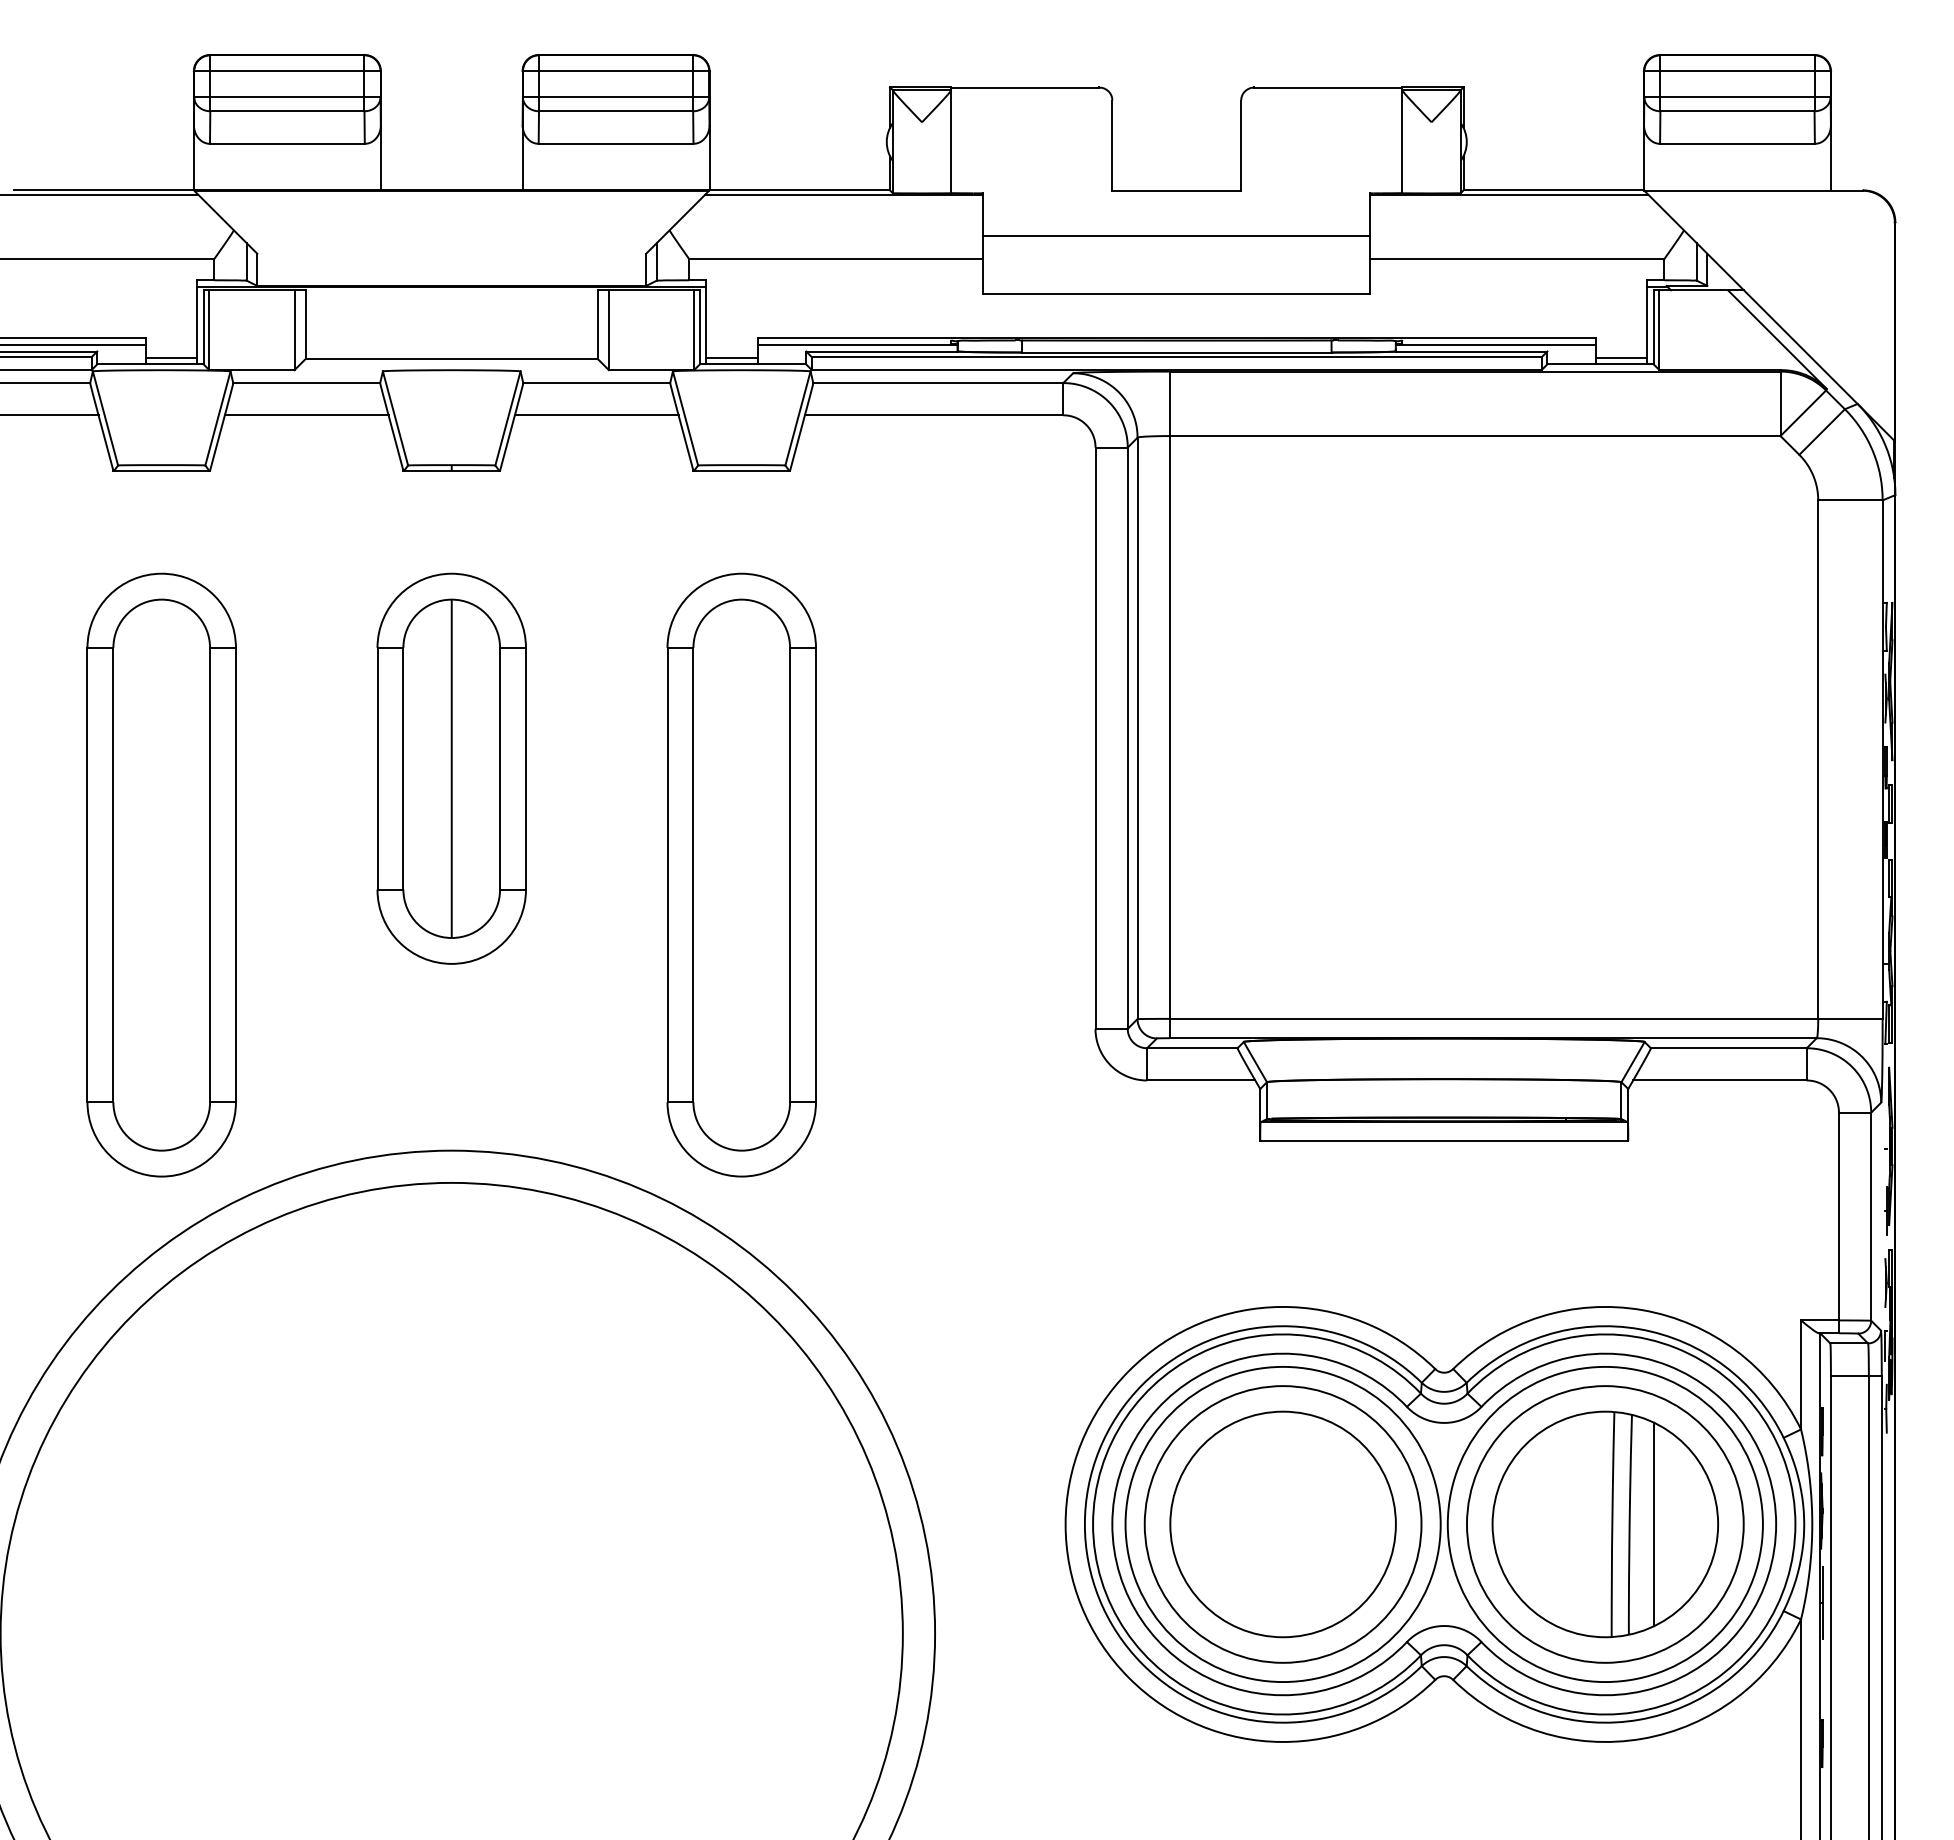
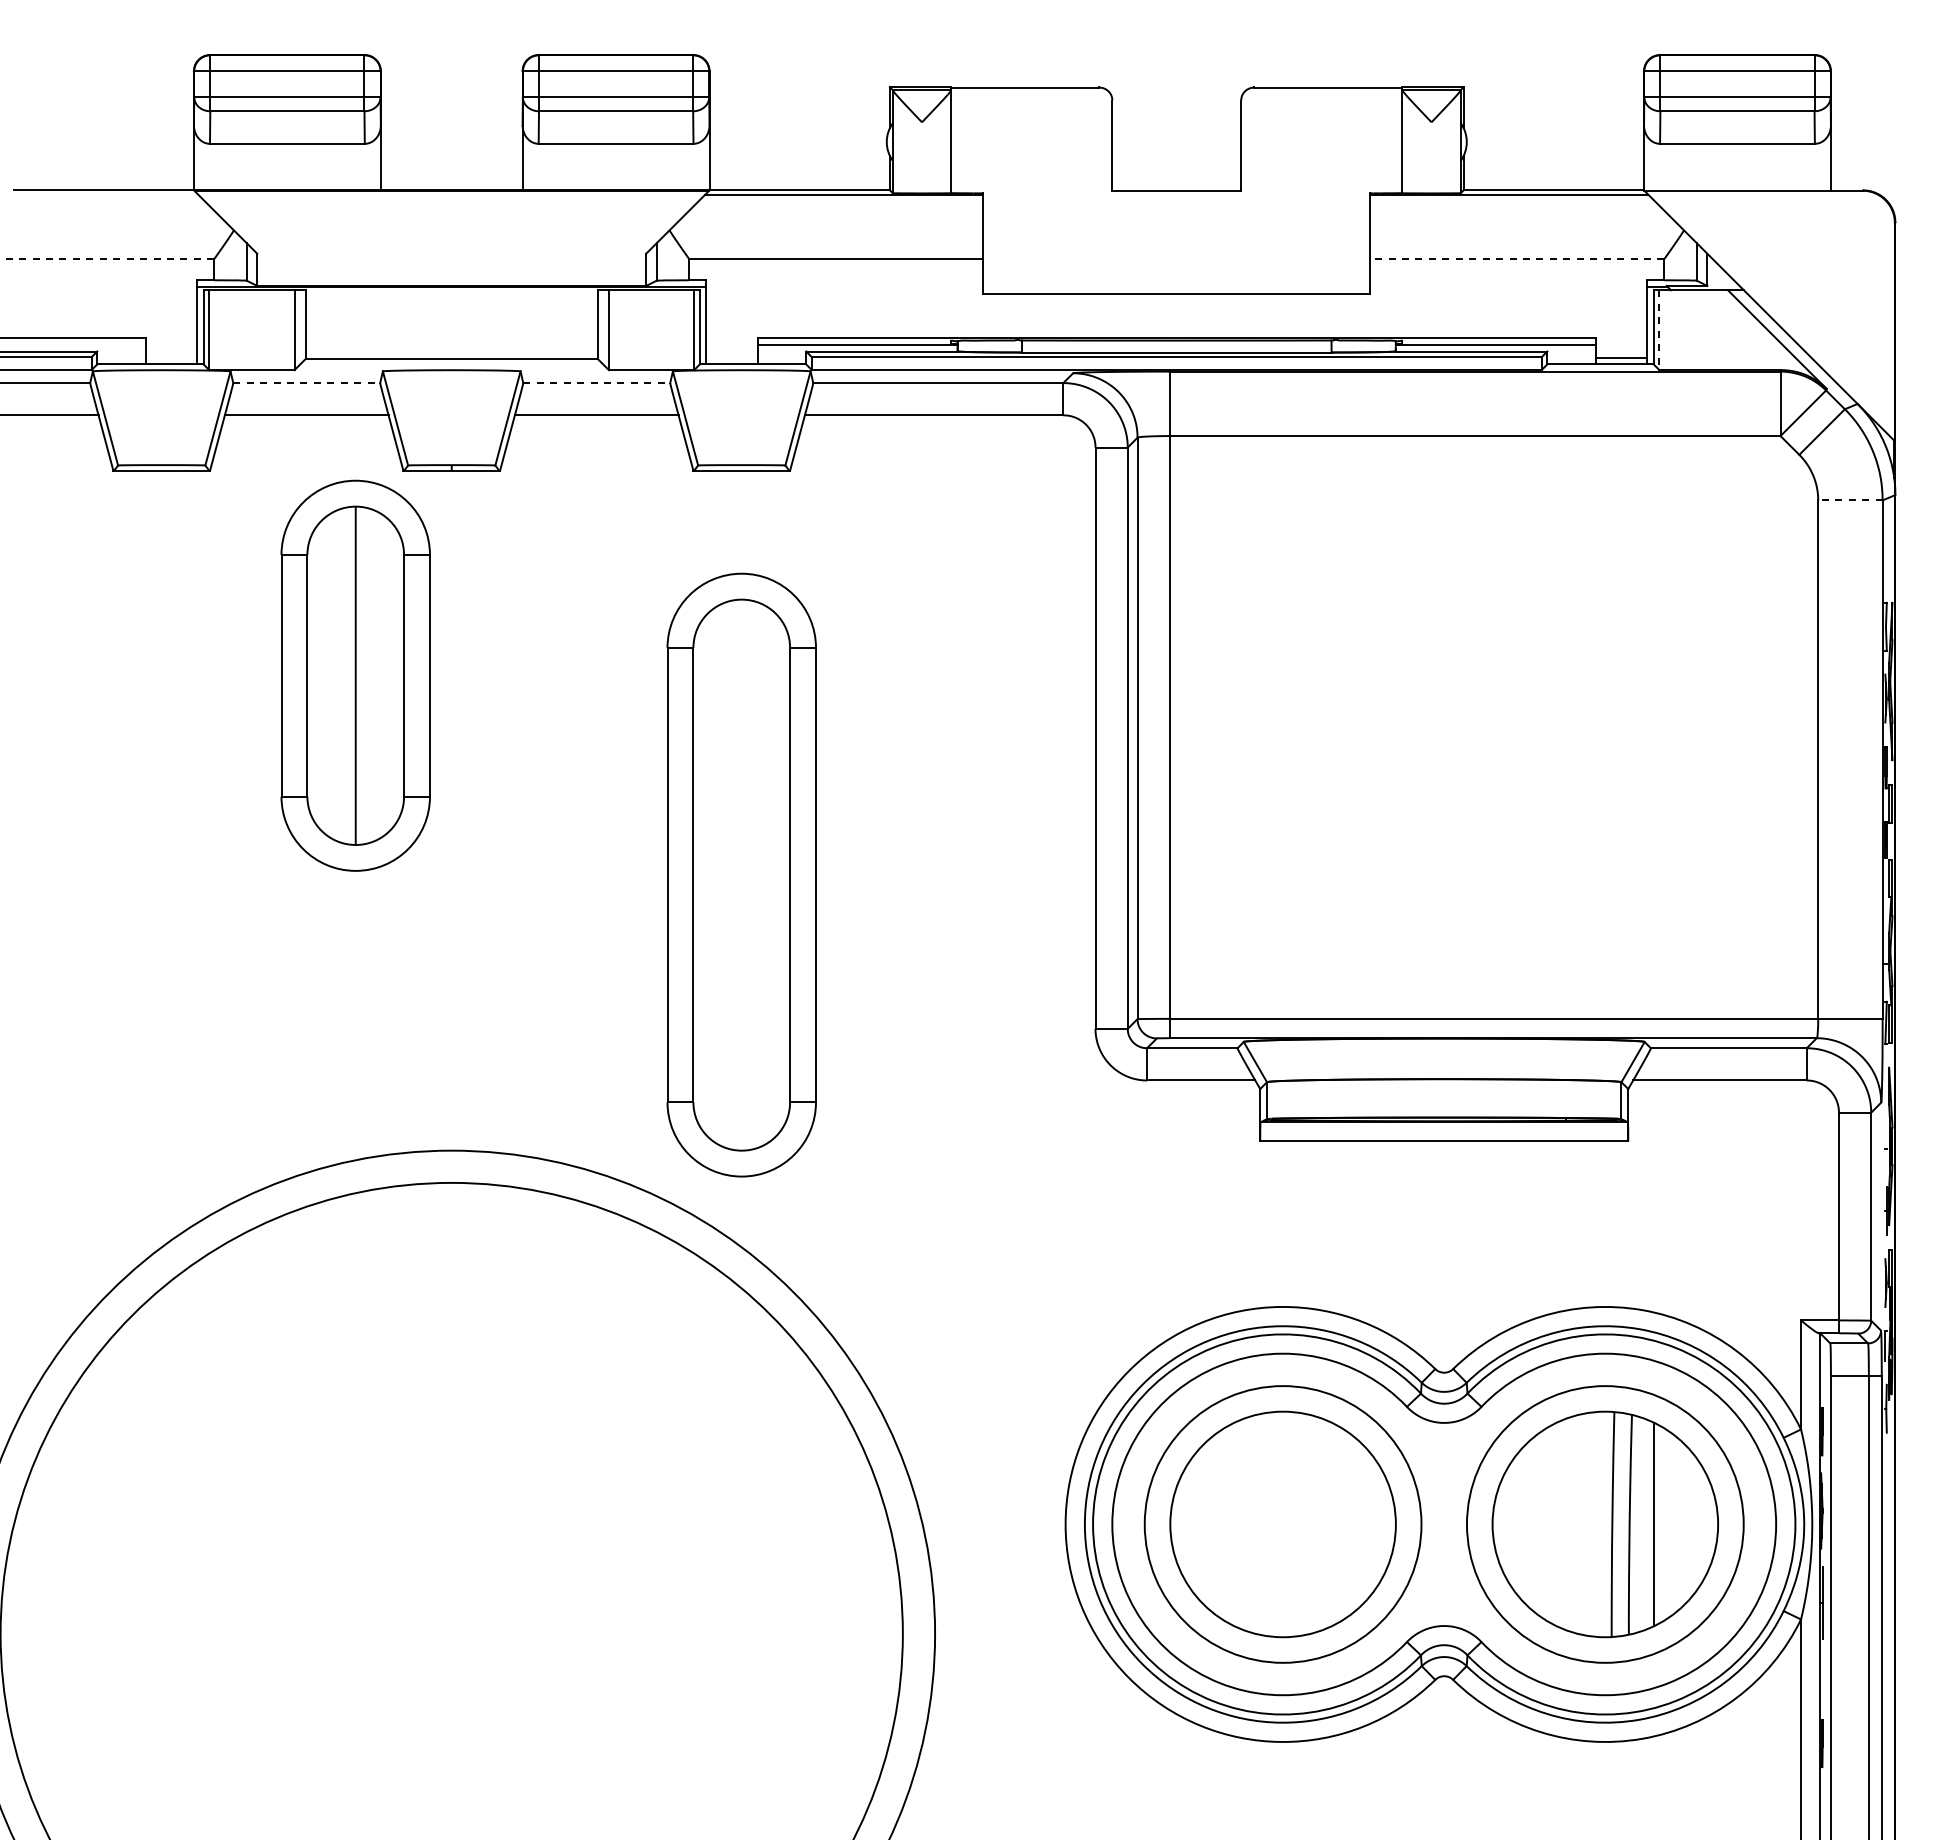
line: present -> none (100, 194)
line: present -> none (1176, 235)
line: solid -> dashed (107, 258)
line: solid -> dashed (1516, 258)
line: solid -> dashed (1659, 330)
line: present -> none (73, 345)
line: present -> none (171, 357)
line: present -> none (731, 357)
line: solid -> dashed (307, 383)
line: solid -> dashed (597, 383)
line: solid -> dashed (1849, 500)
part position: (451, 768) -> (355, 675) (355, 675)
part: present -> none (161, 874)
part: present -> none (1443, 1524)
